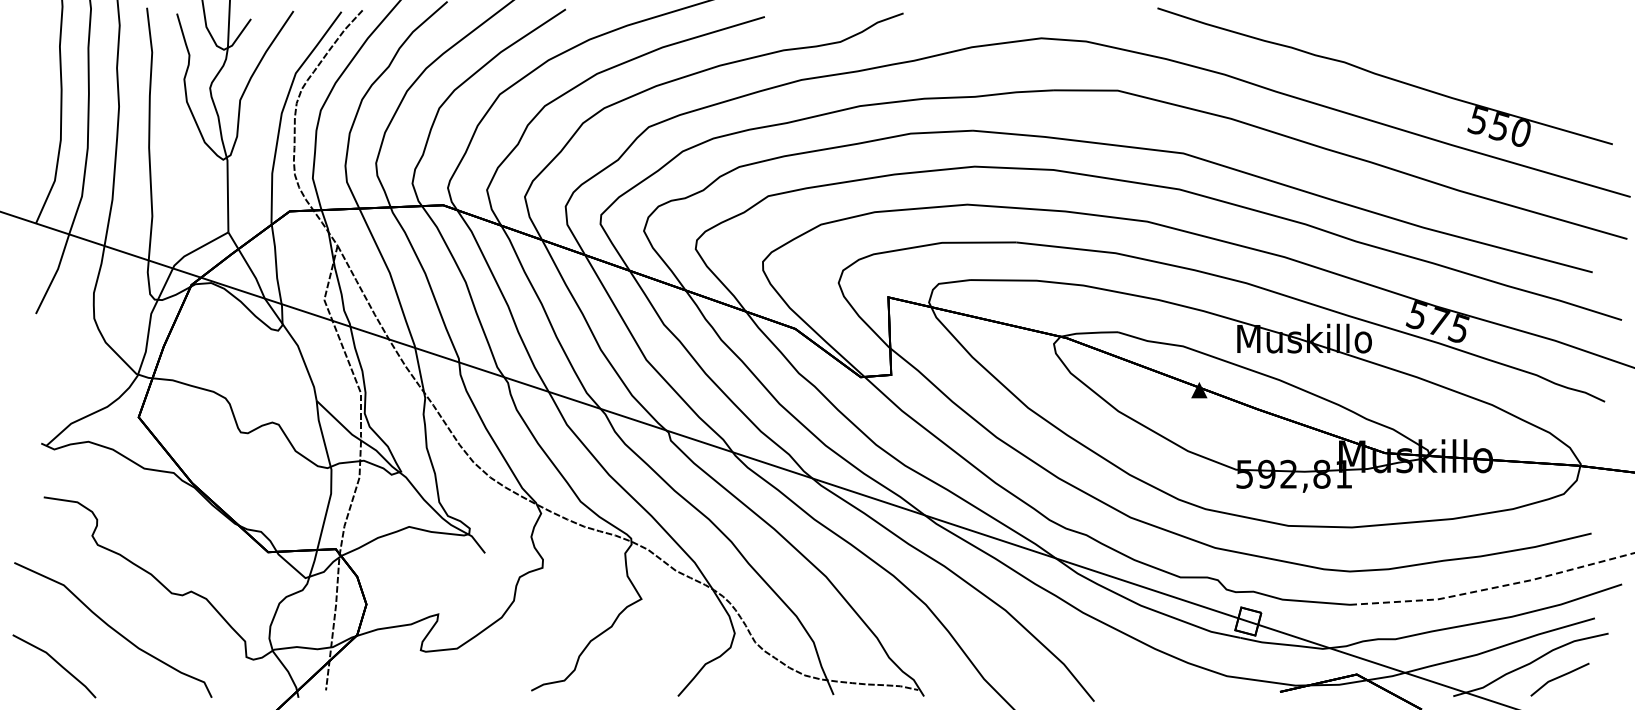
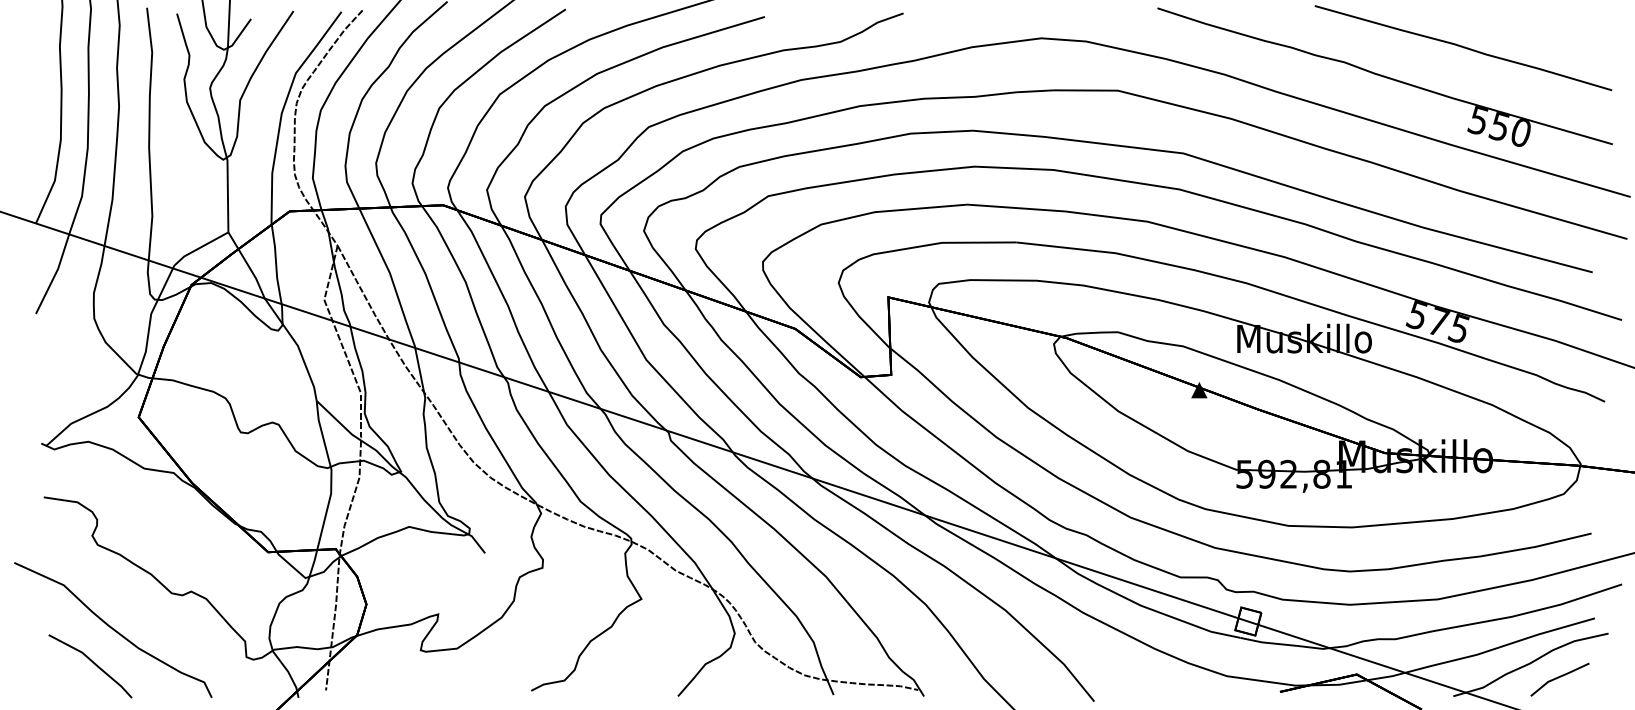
curve: none -> present (1463, 48)
line: dashed -> solid (1493, 587)
line position: (55, 662) -> (91, 662) (91, 662)
